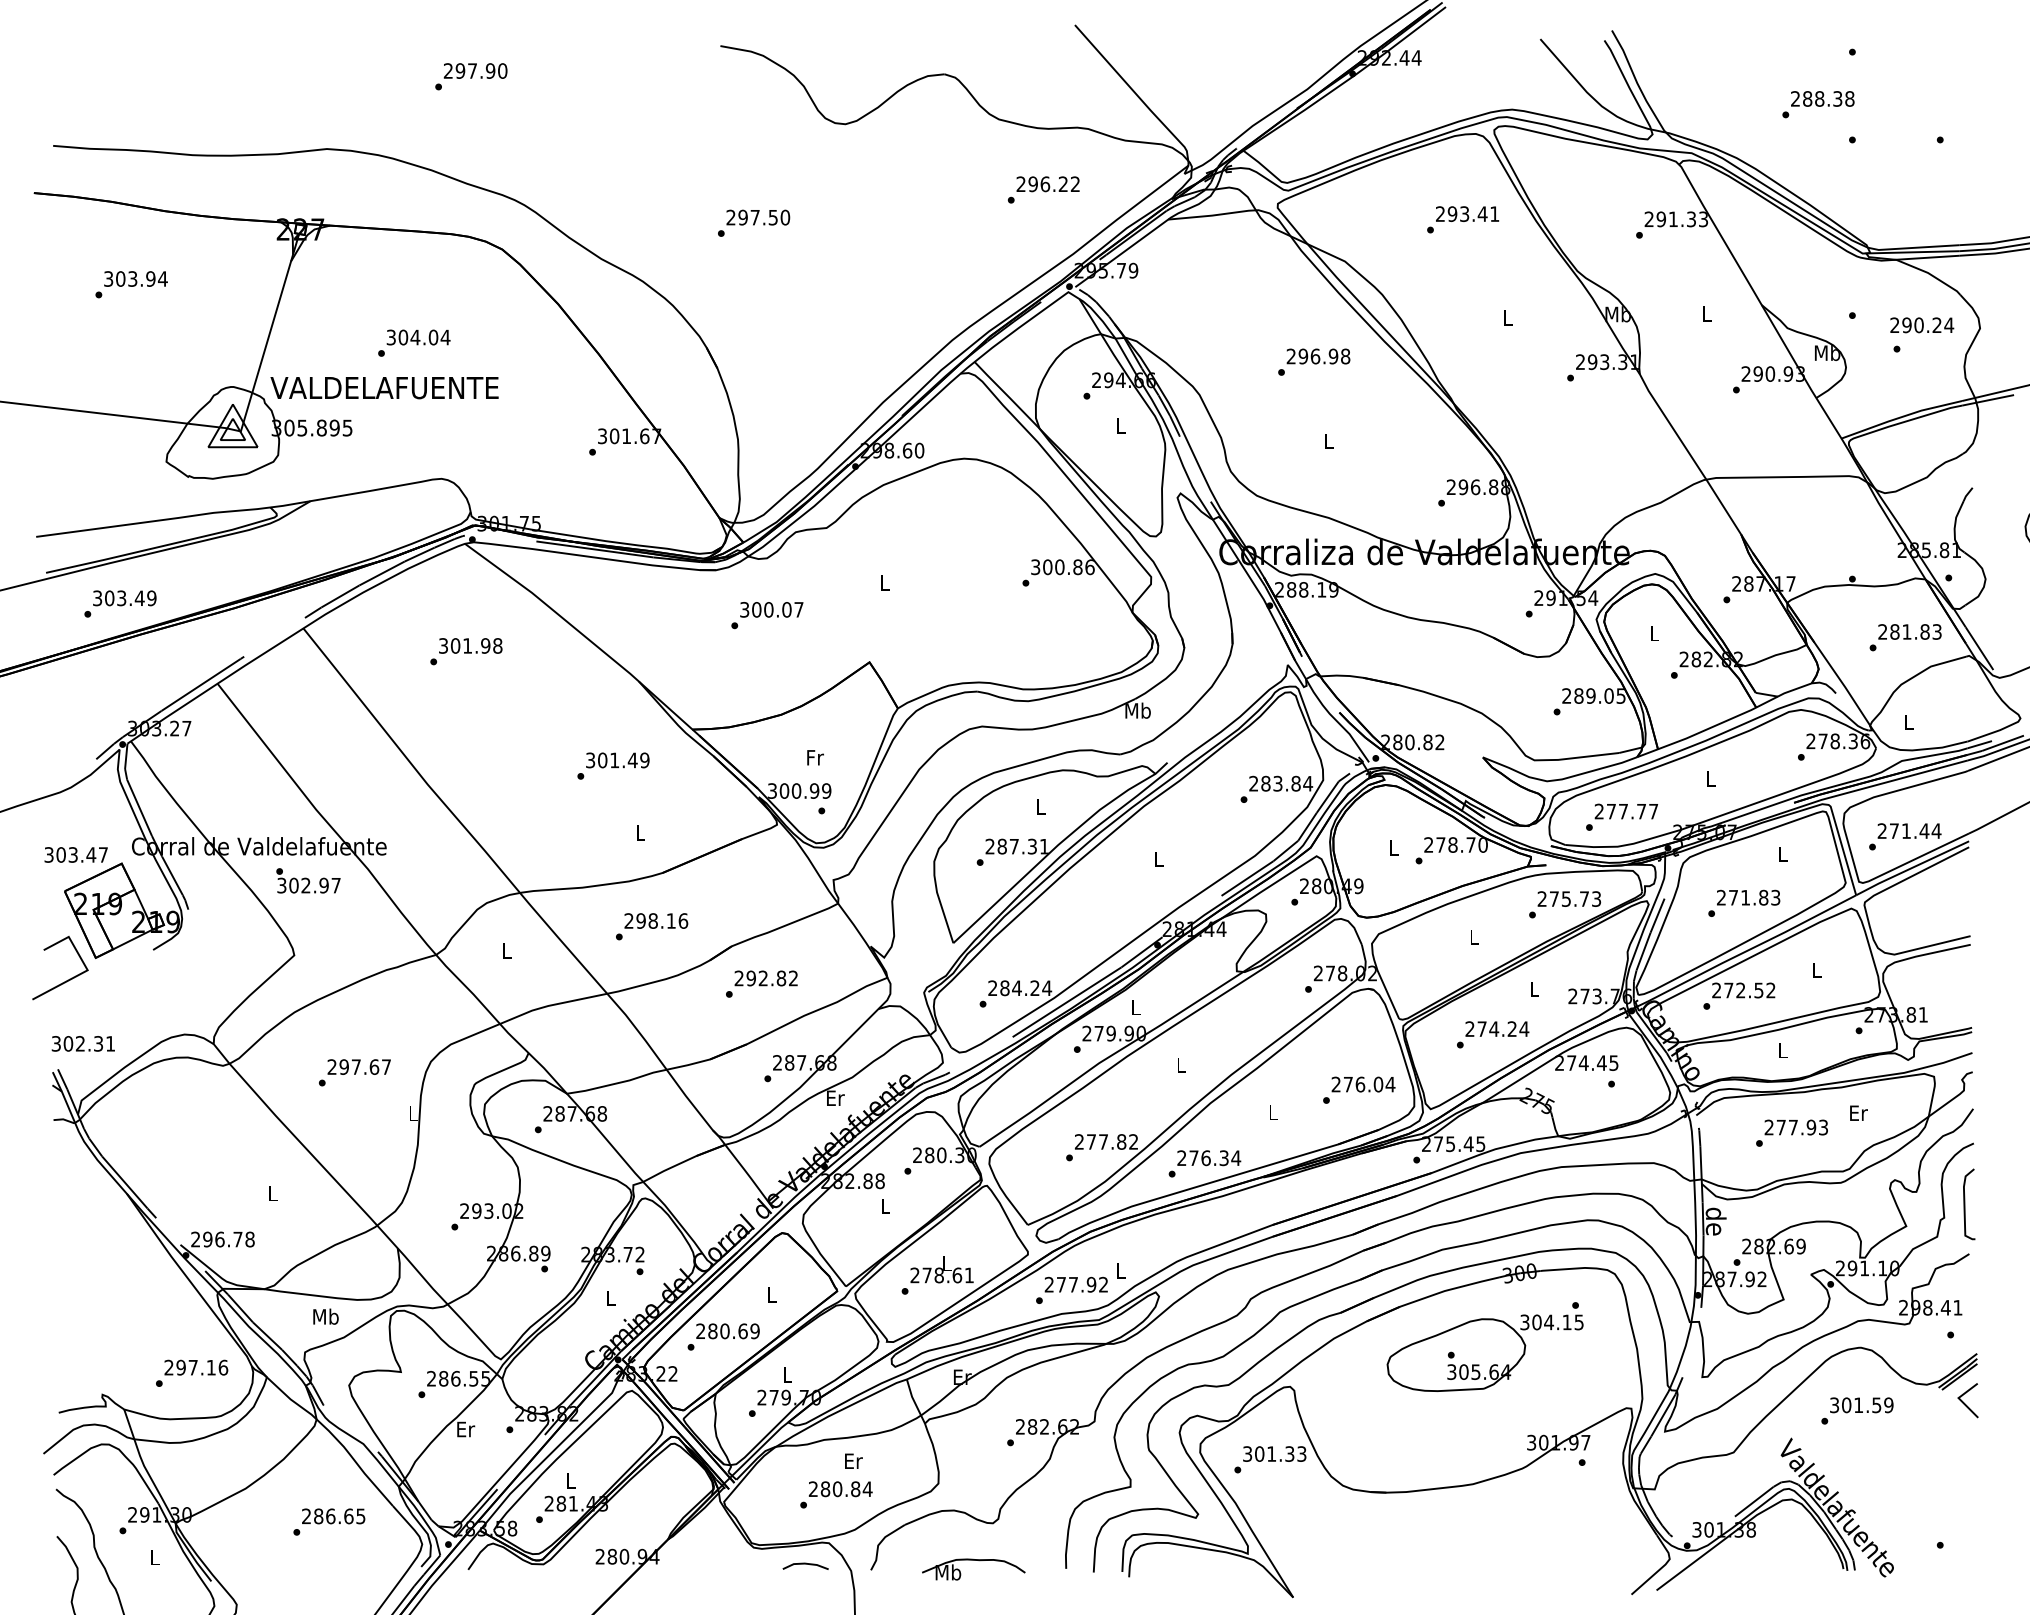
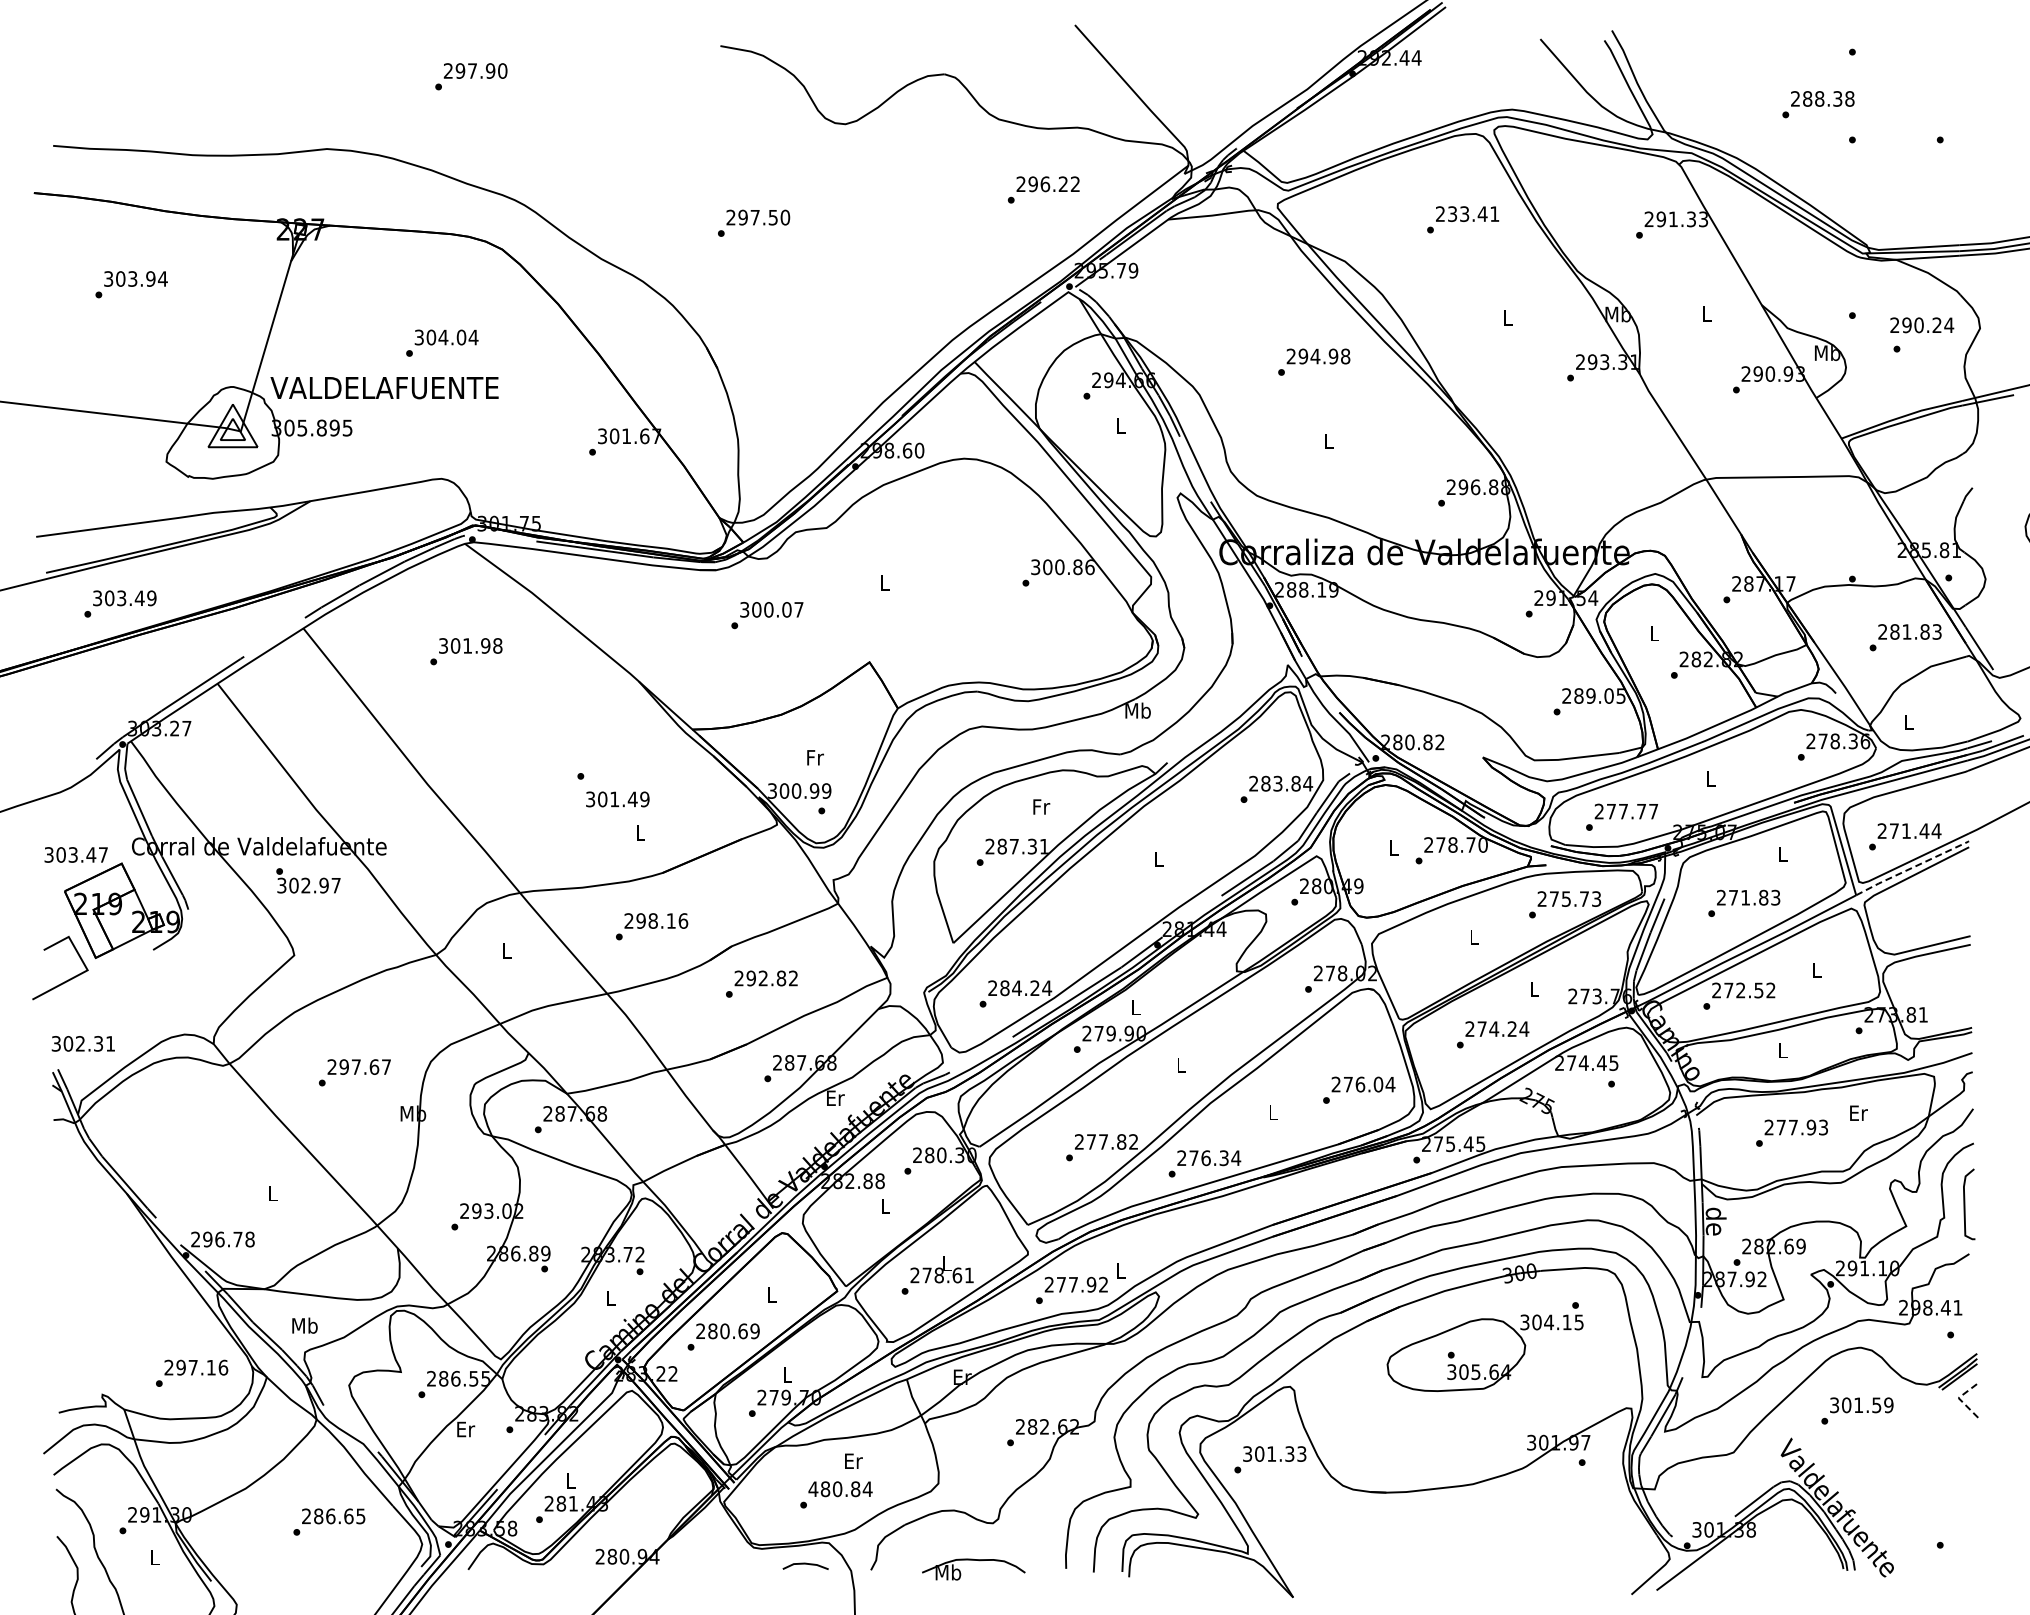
text: 293.41 -> 233.41 (1452, 213)
text position: (414, 342) -> (442, 342) (442, 342)
text: 296.98 -> 294.98 (1315, 356)
text position: (617, 760) -> (617, 799) (617, 799)
text: L -> Fr (1041, 806)
line: solid -> dashed (1913, 867)
text: L -> Mb (413, 1113)
text position: (325, 1316) -> (304, 1325) (304, 1325)
line: solid -> dashed (1959, 1398)
text: 280.84 -> 480.84 (813, 1488)
